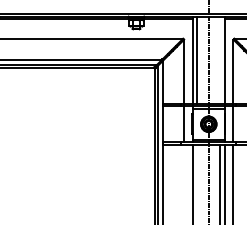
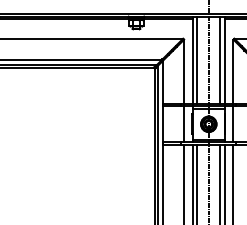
line: none -> present (220, 59)
line: none -> present (184, 183)
line: none -> present (197, 183)
